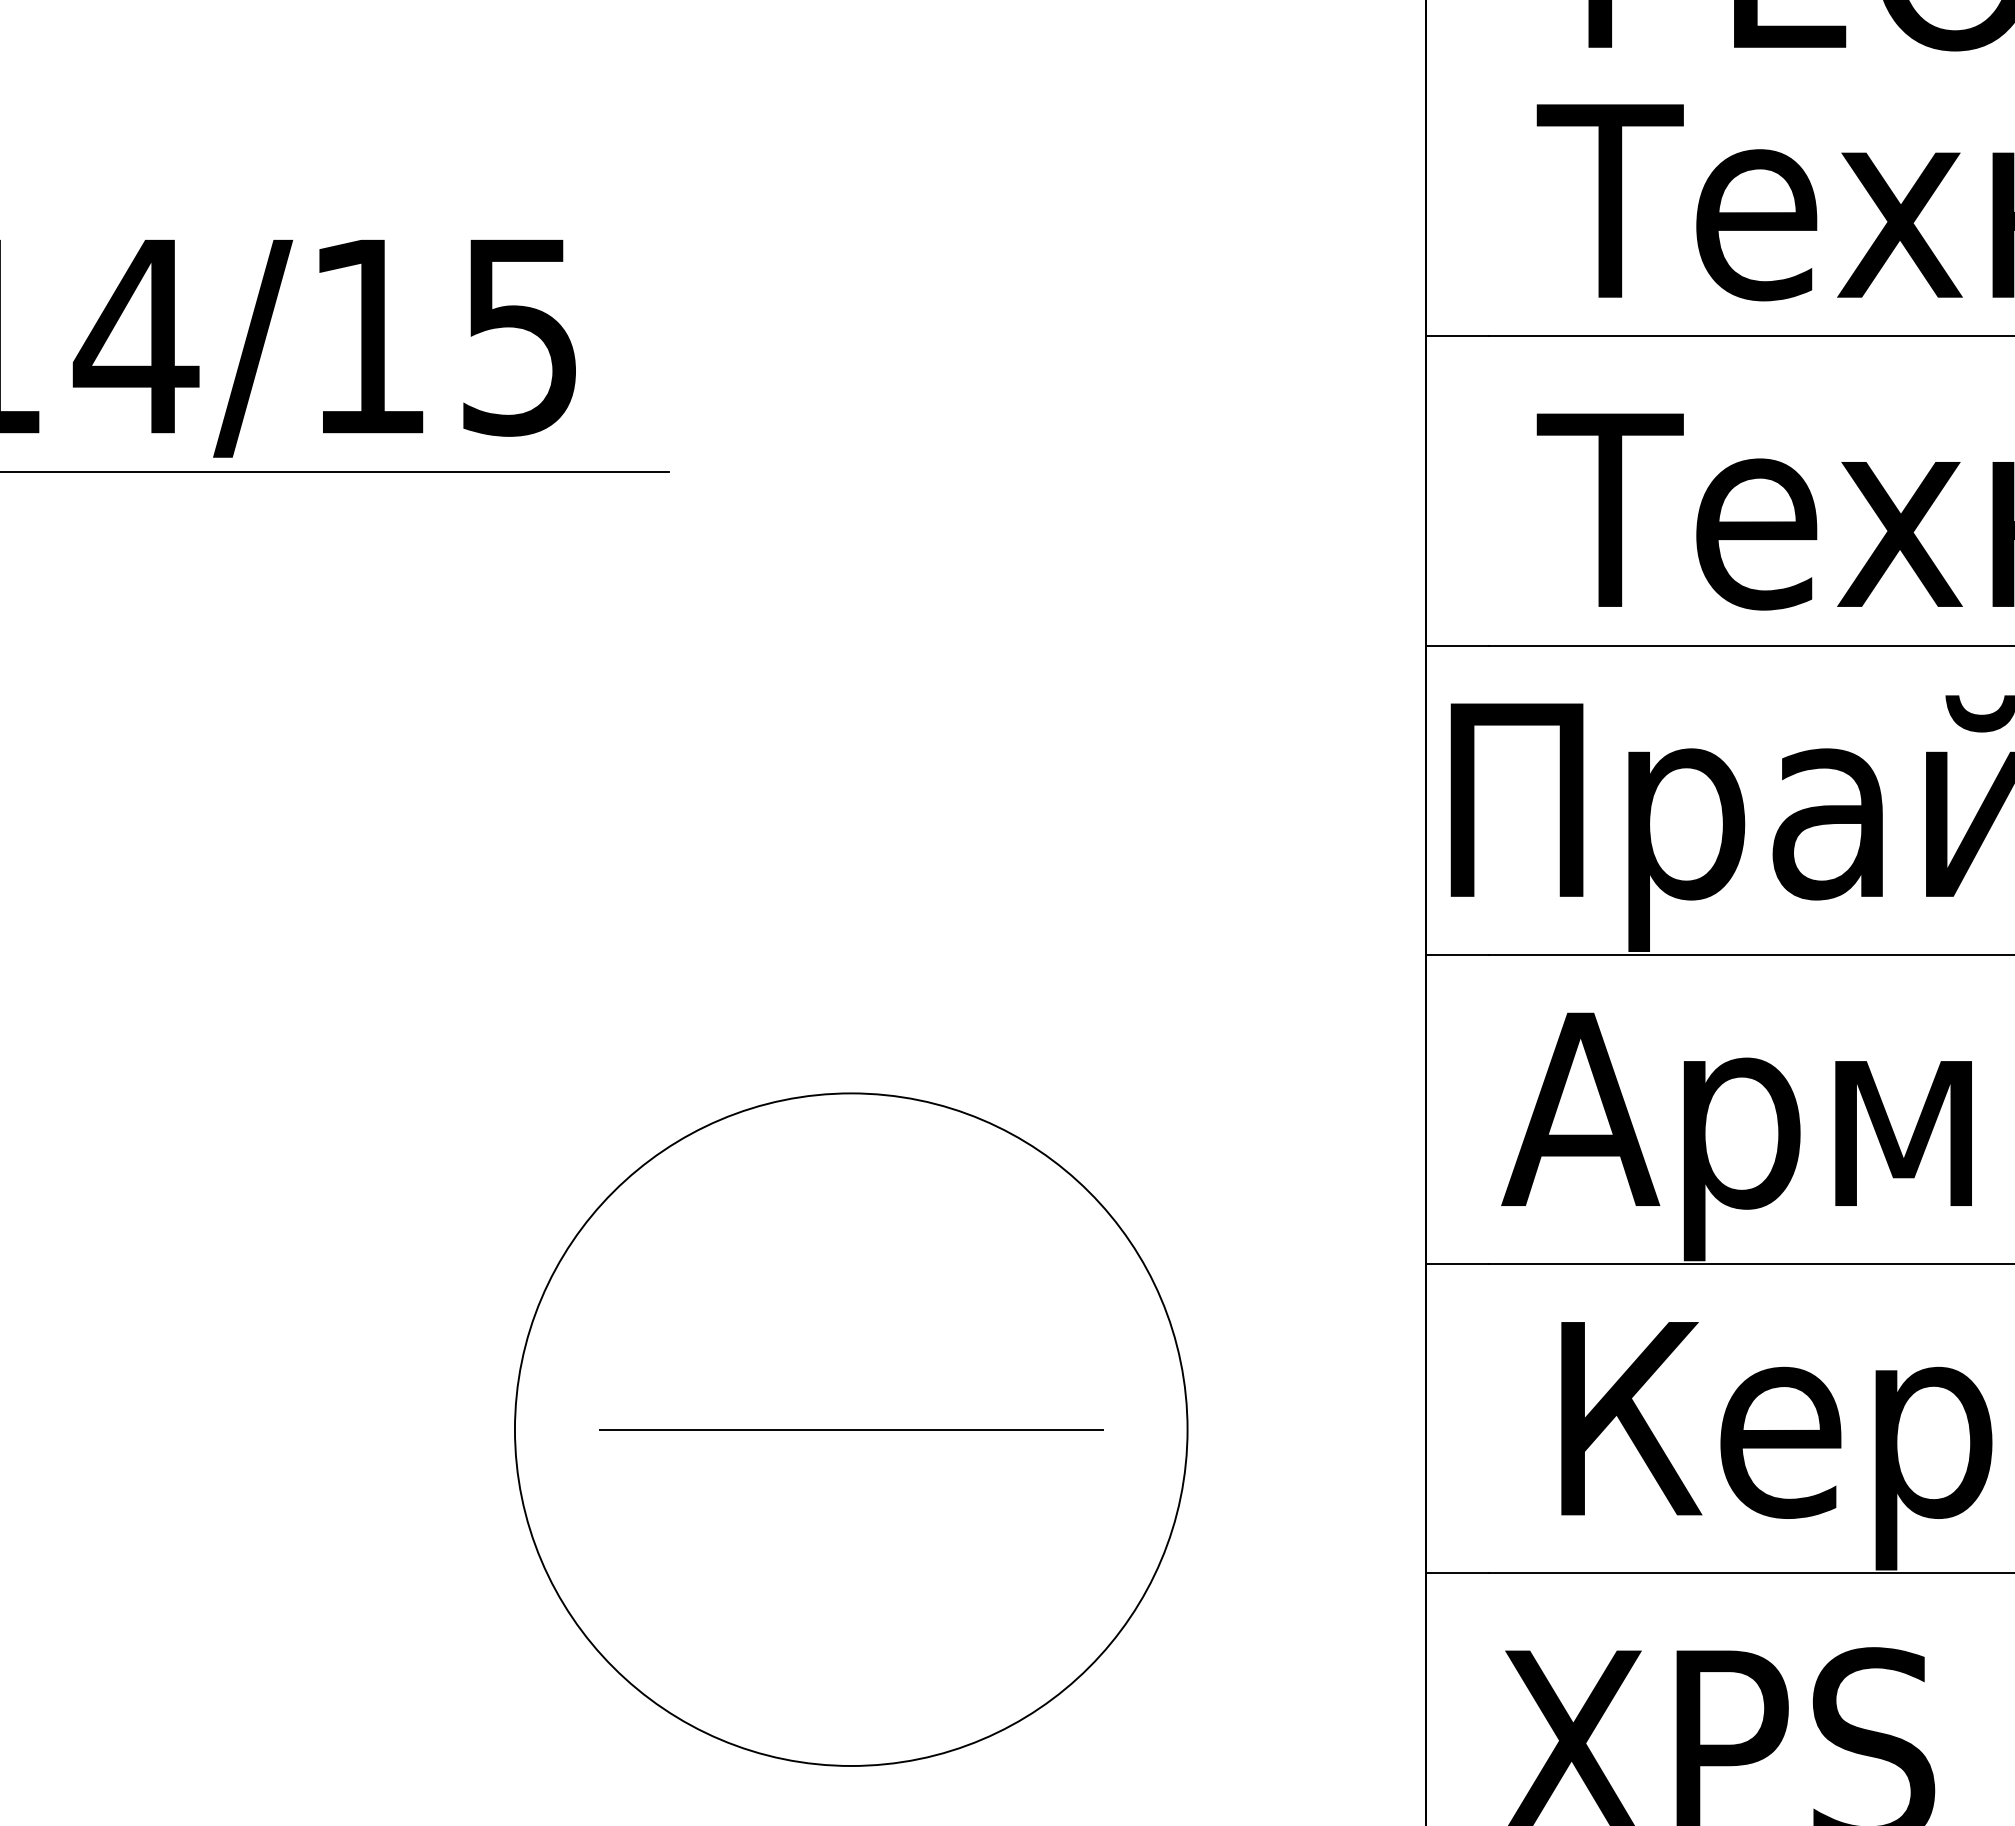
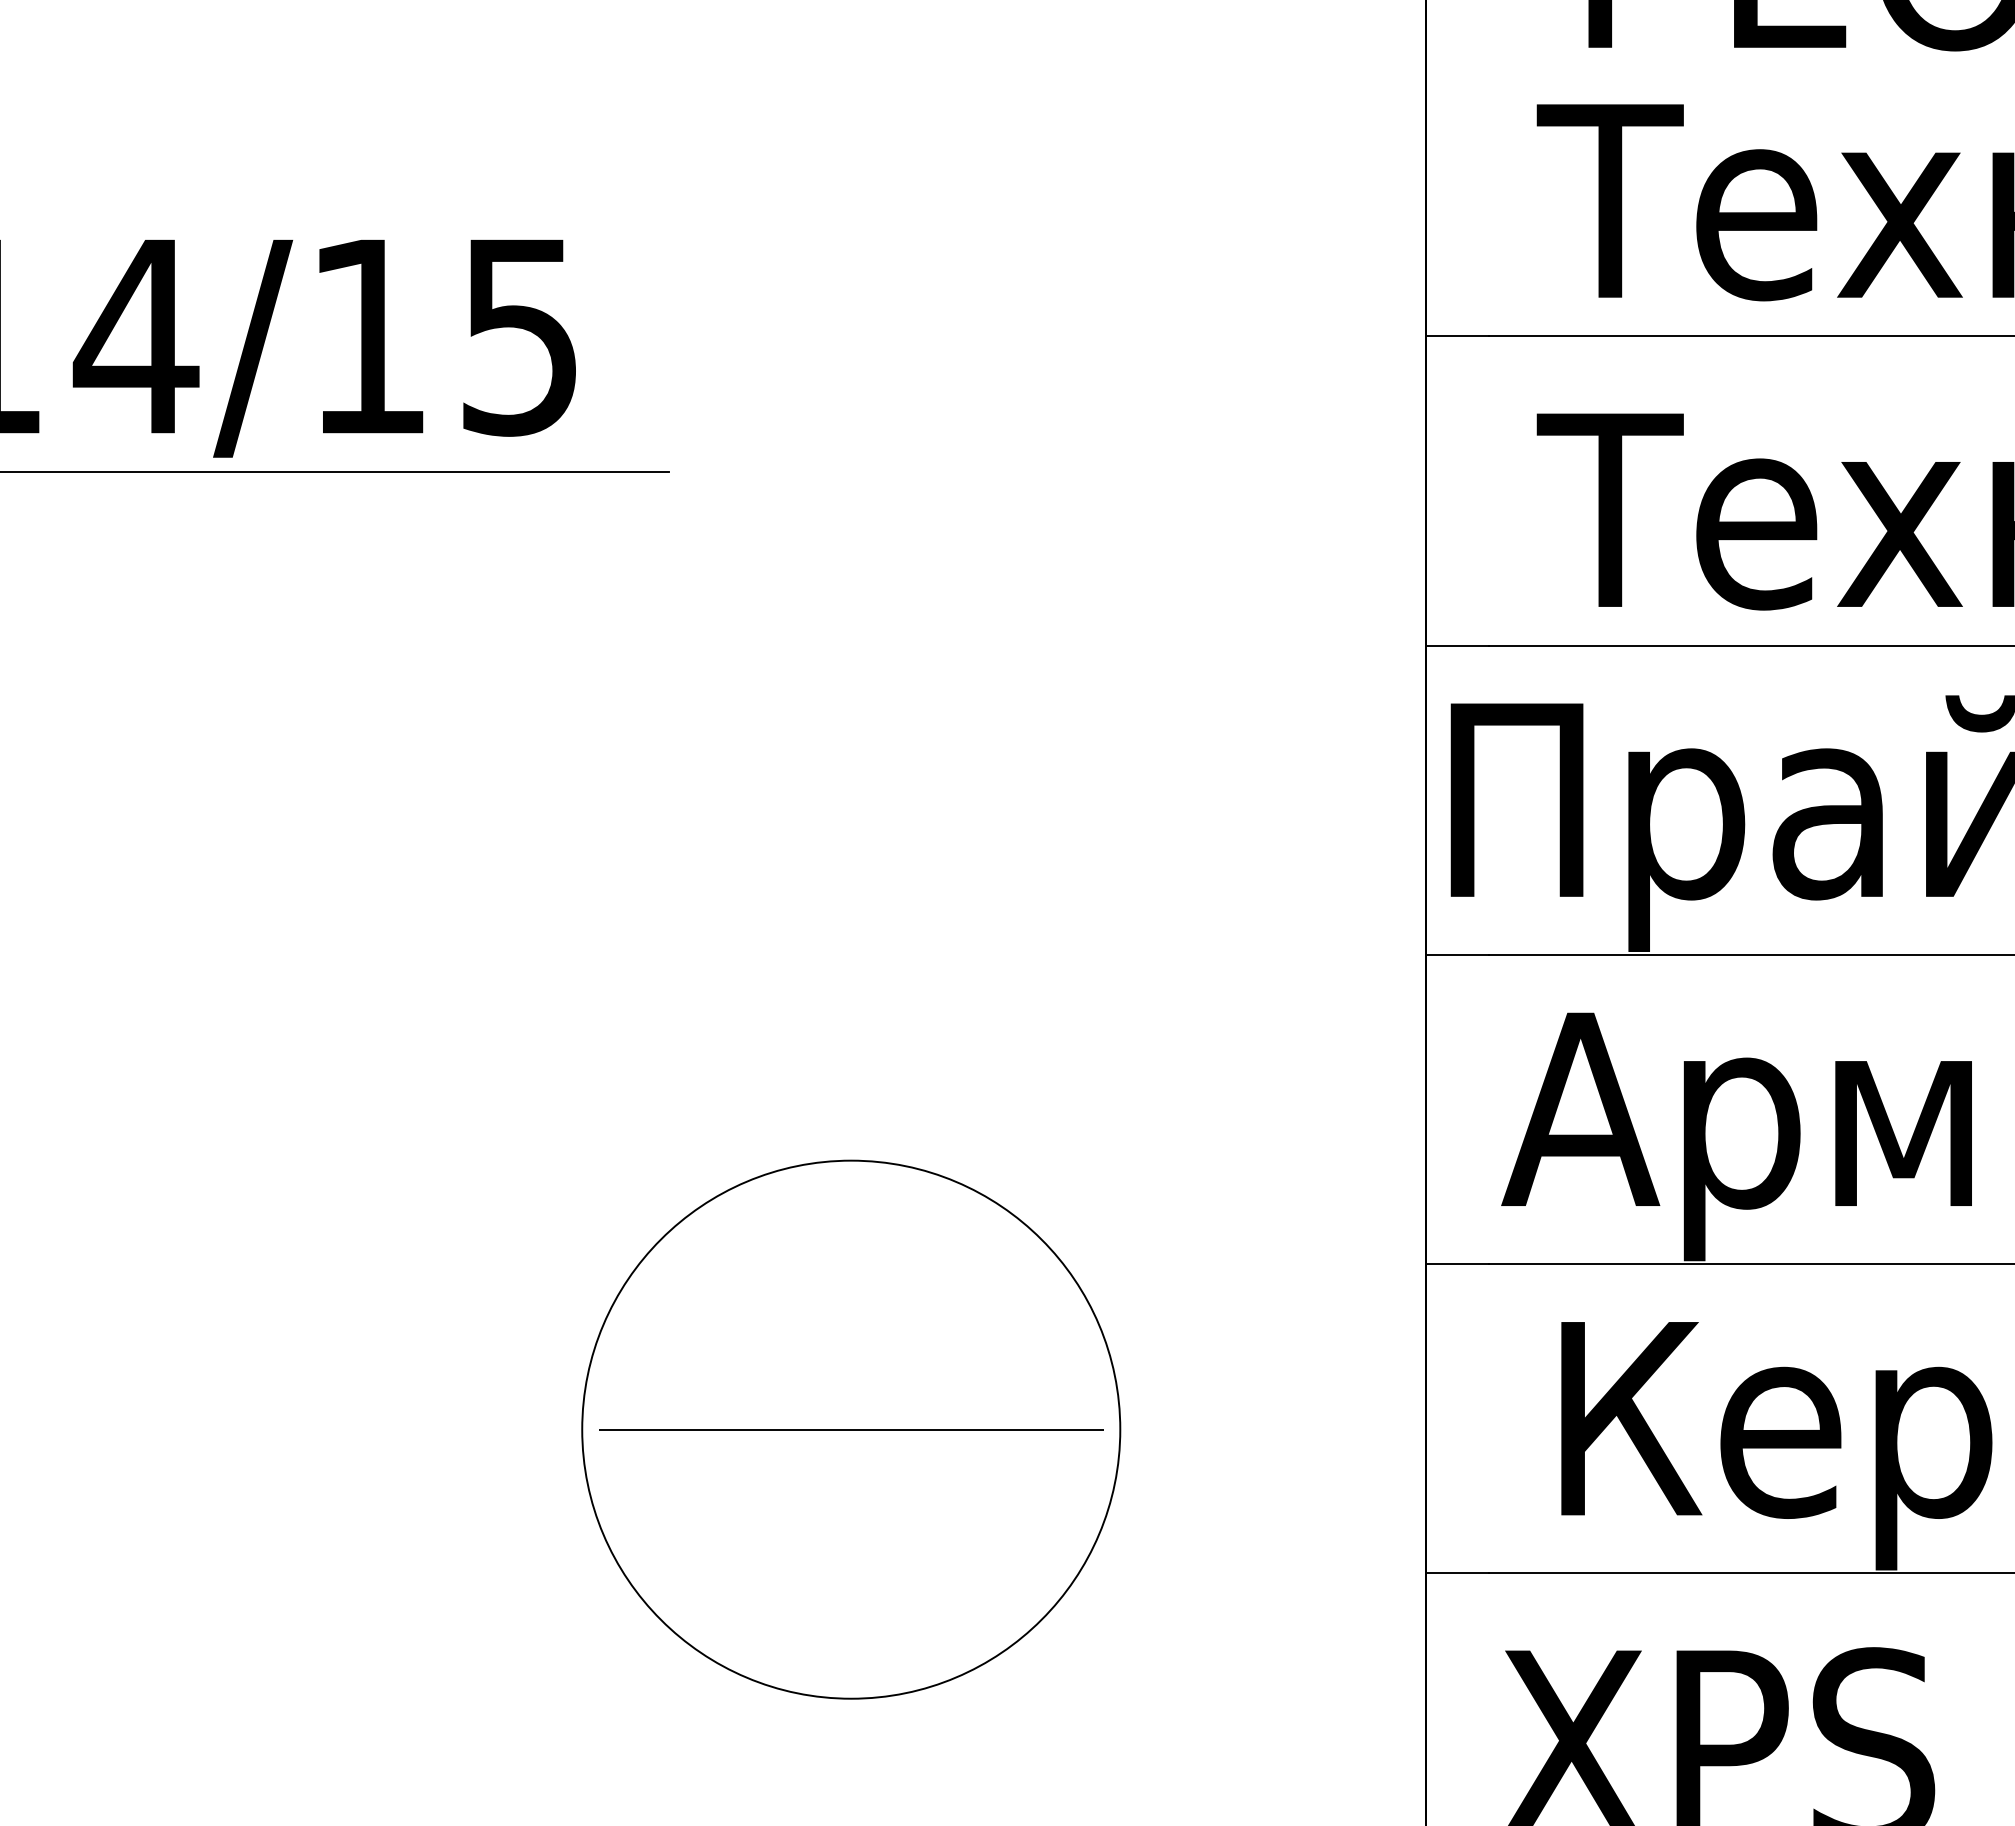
circle diameter: 673 px -> 538 px (851, 1429)
